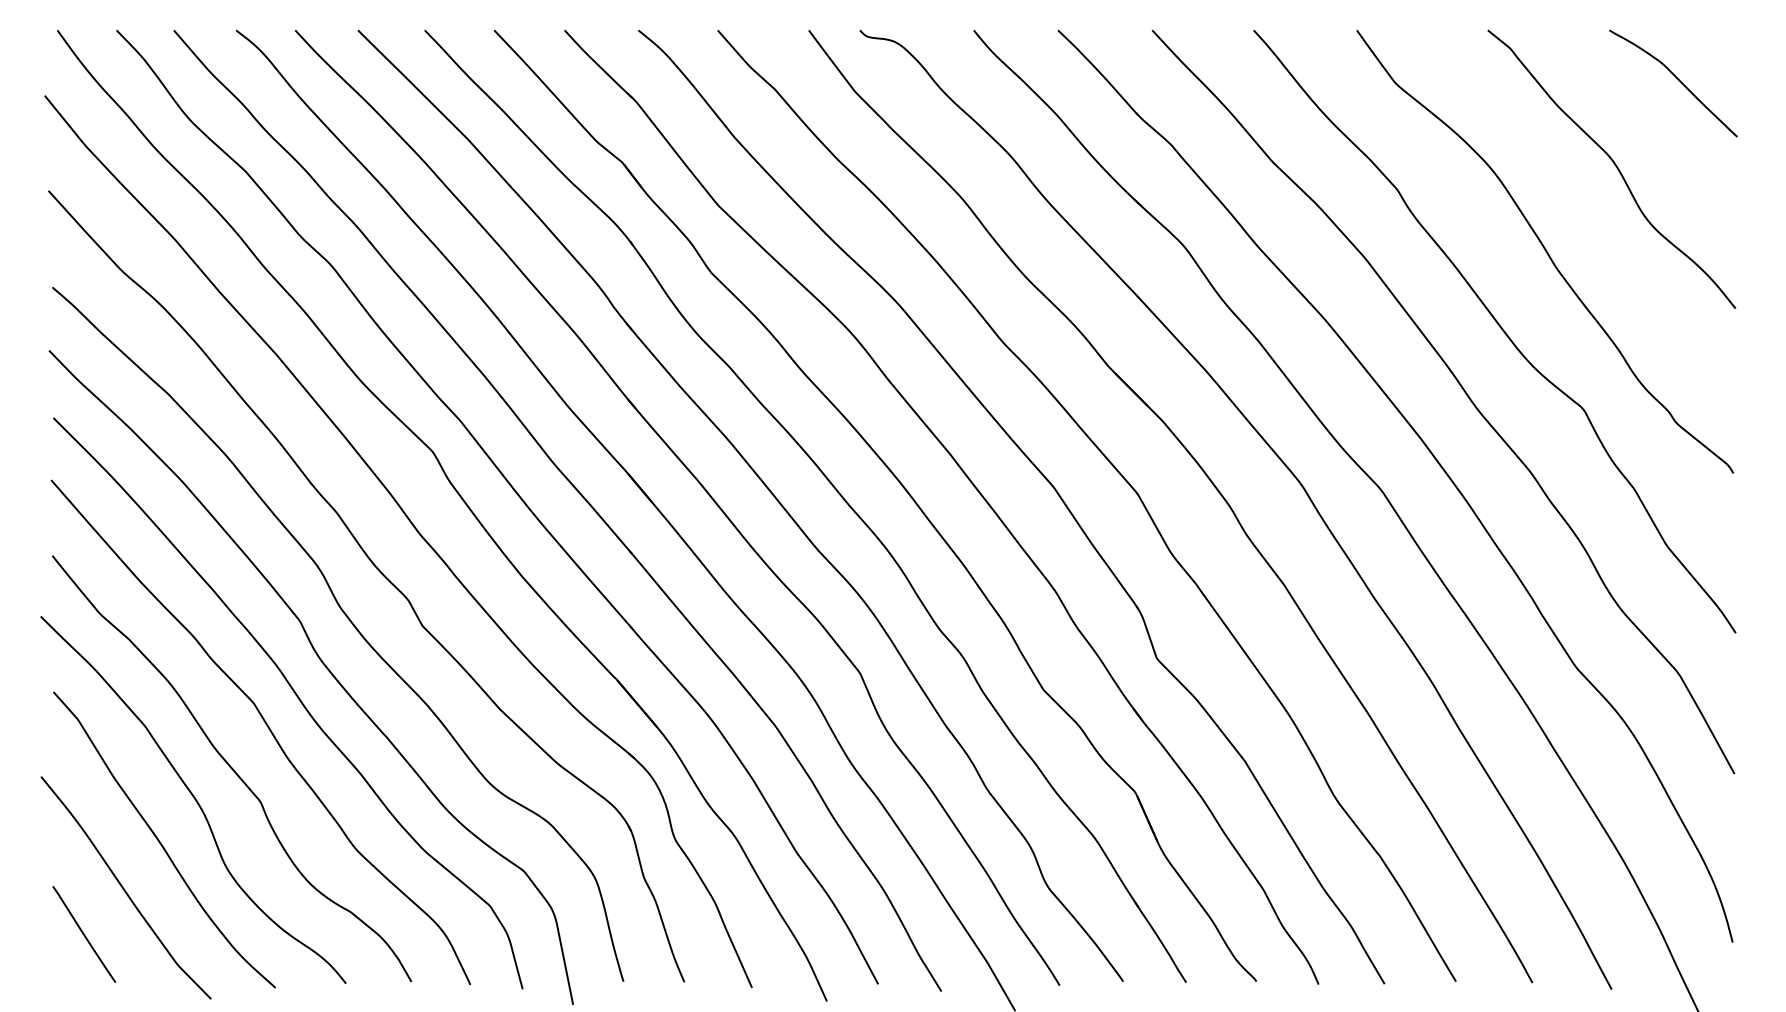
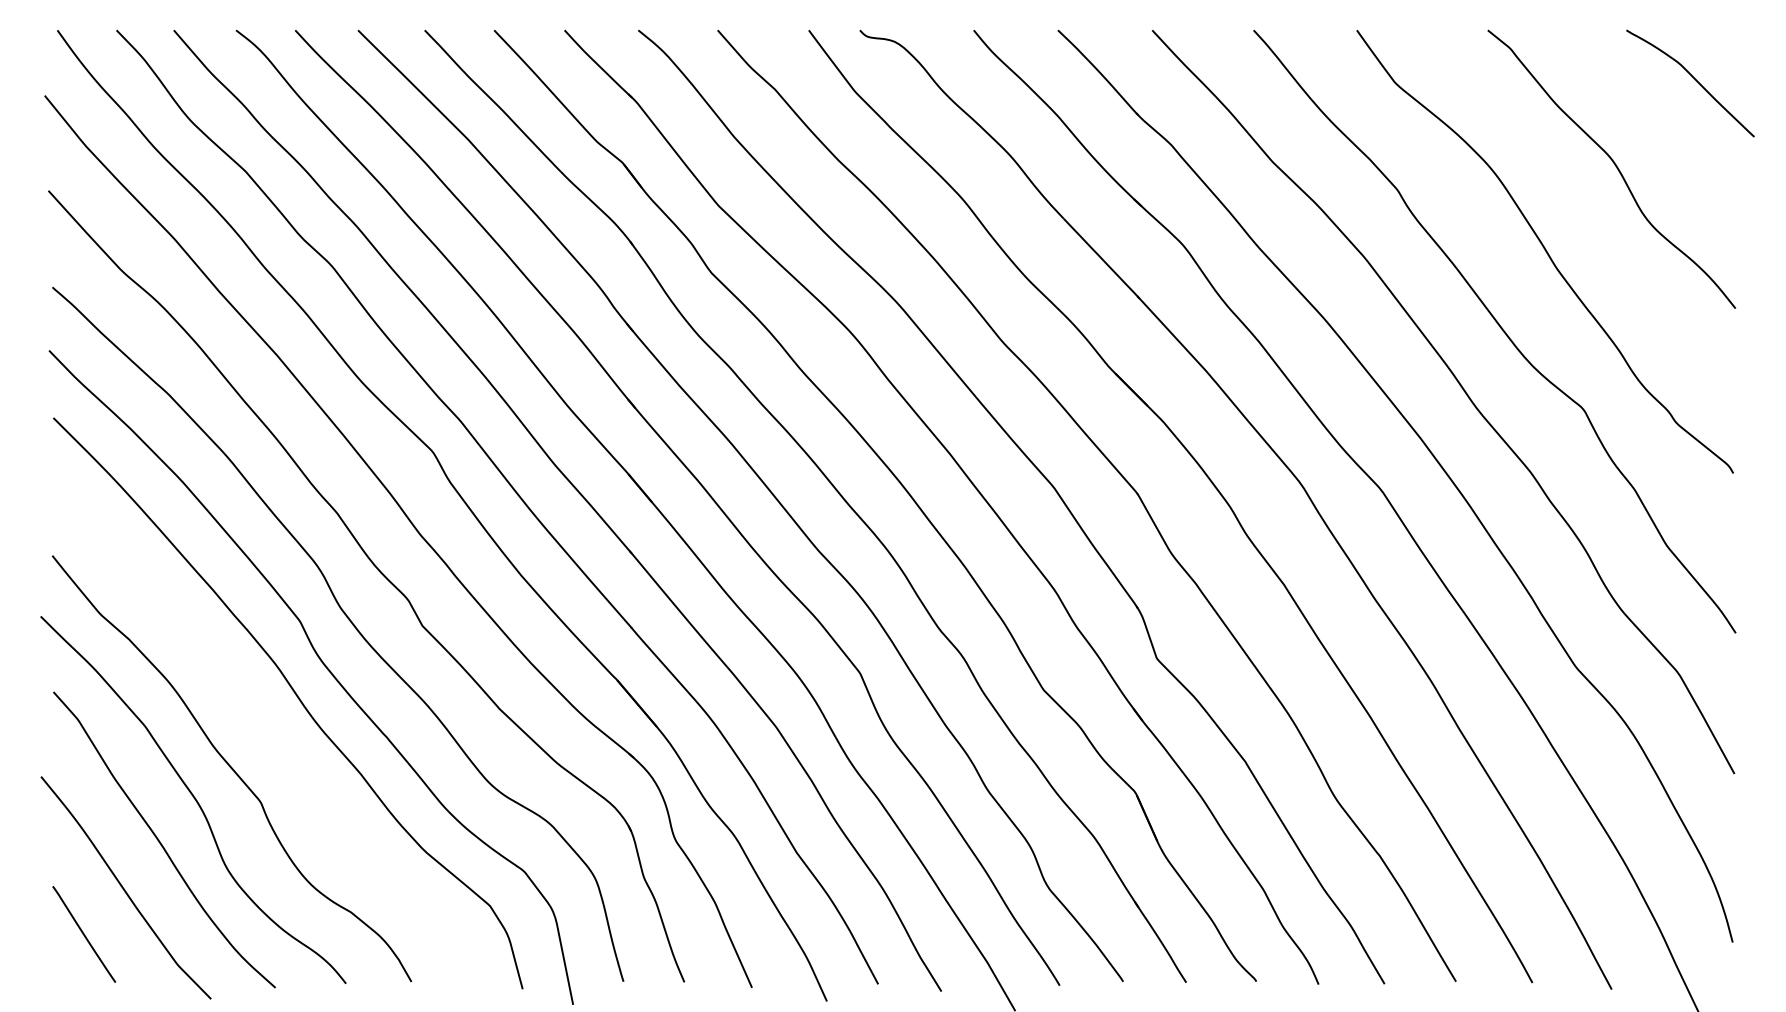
curve position: (1677, 79) -> (1694, 79) (1694, 79)
curve: present -> none (266, 726)
